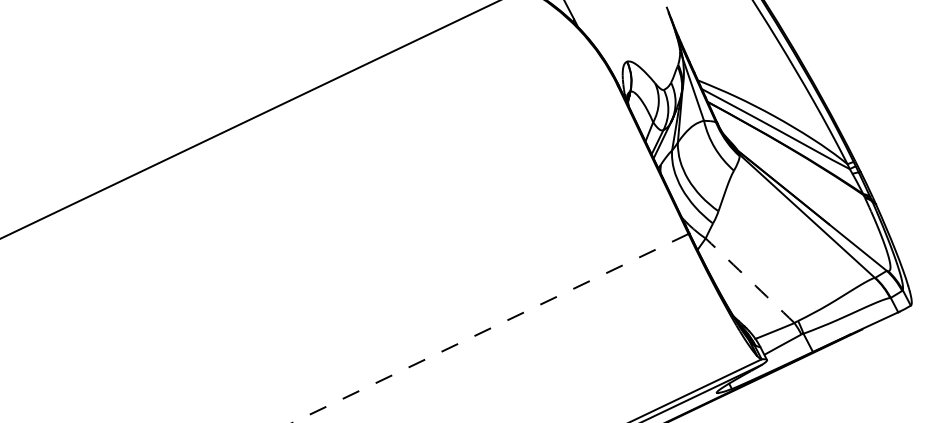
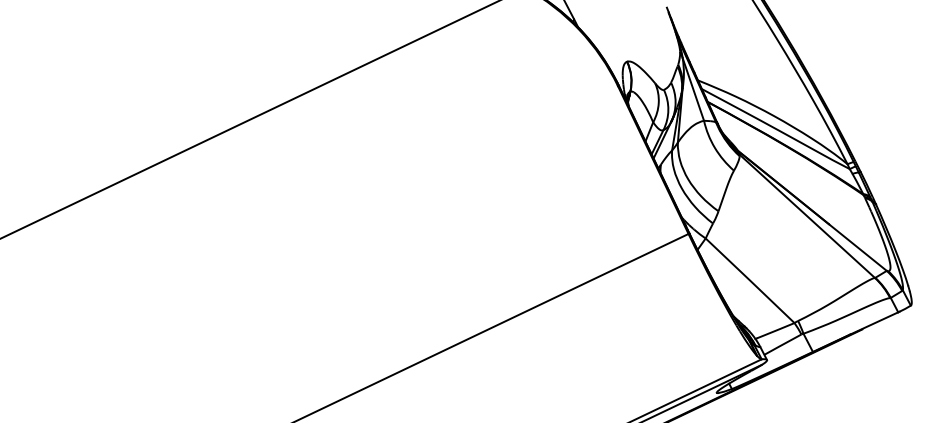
arc: dashed -> solid (750, 280)
line: dashed -> solid (490, 328)
